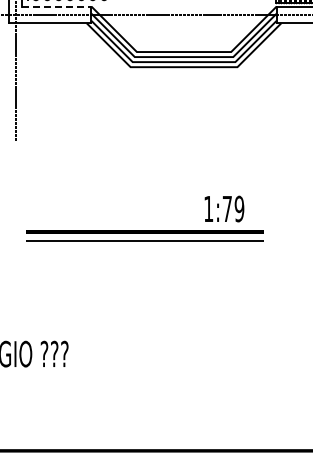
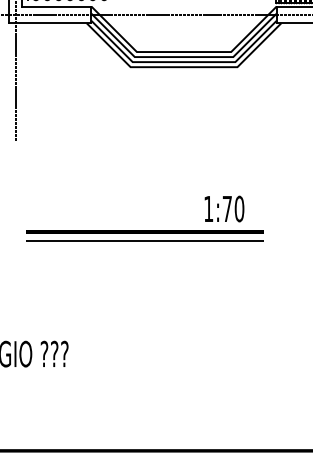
line: dashed -> solid (56, 6)
text: 1:79 -> 1:70 (239, 209)
